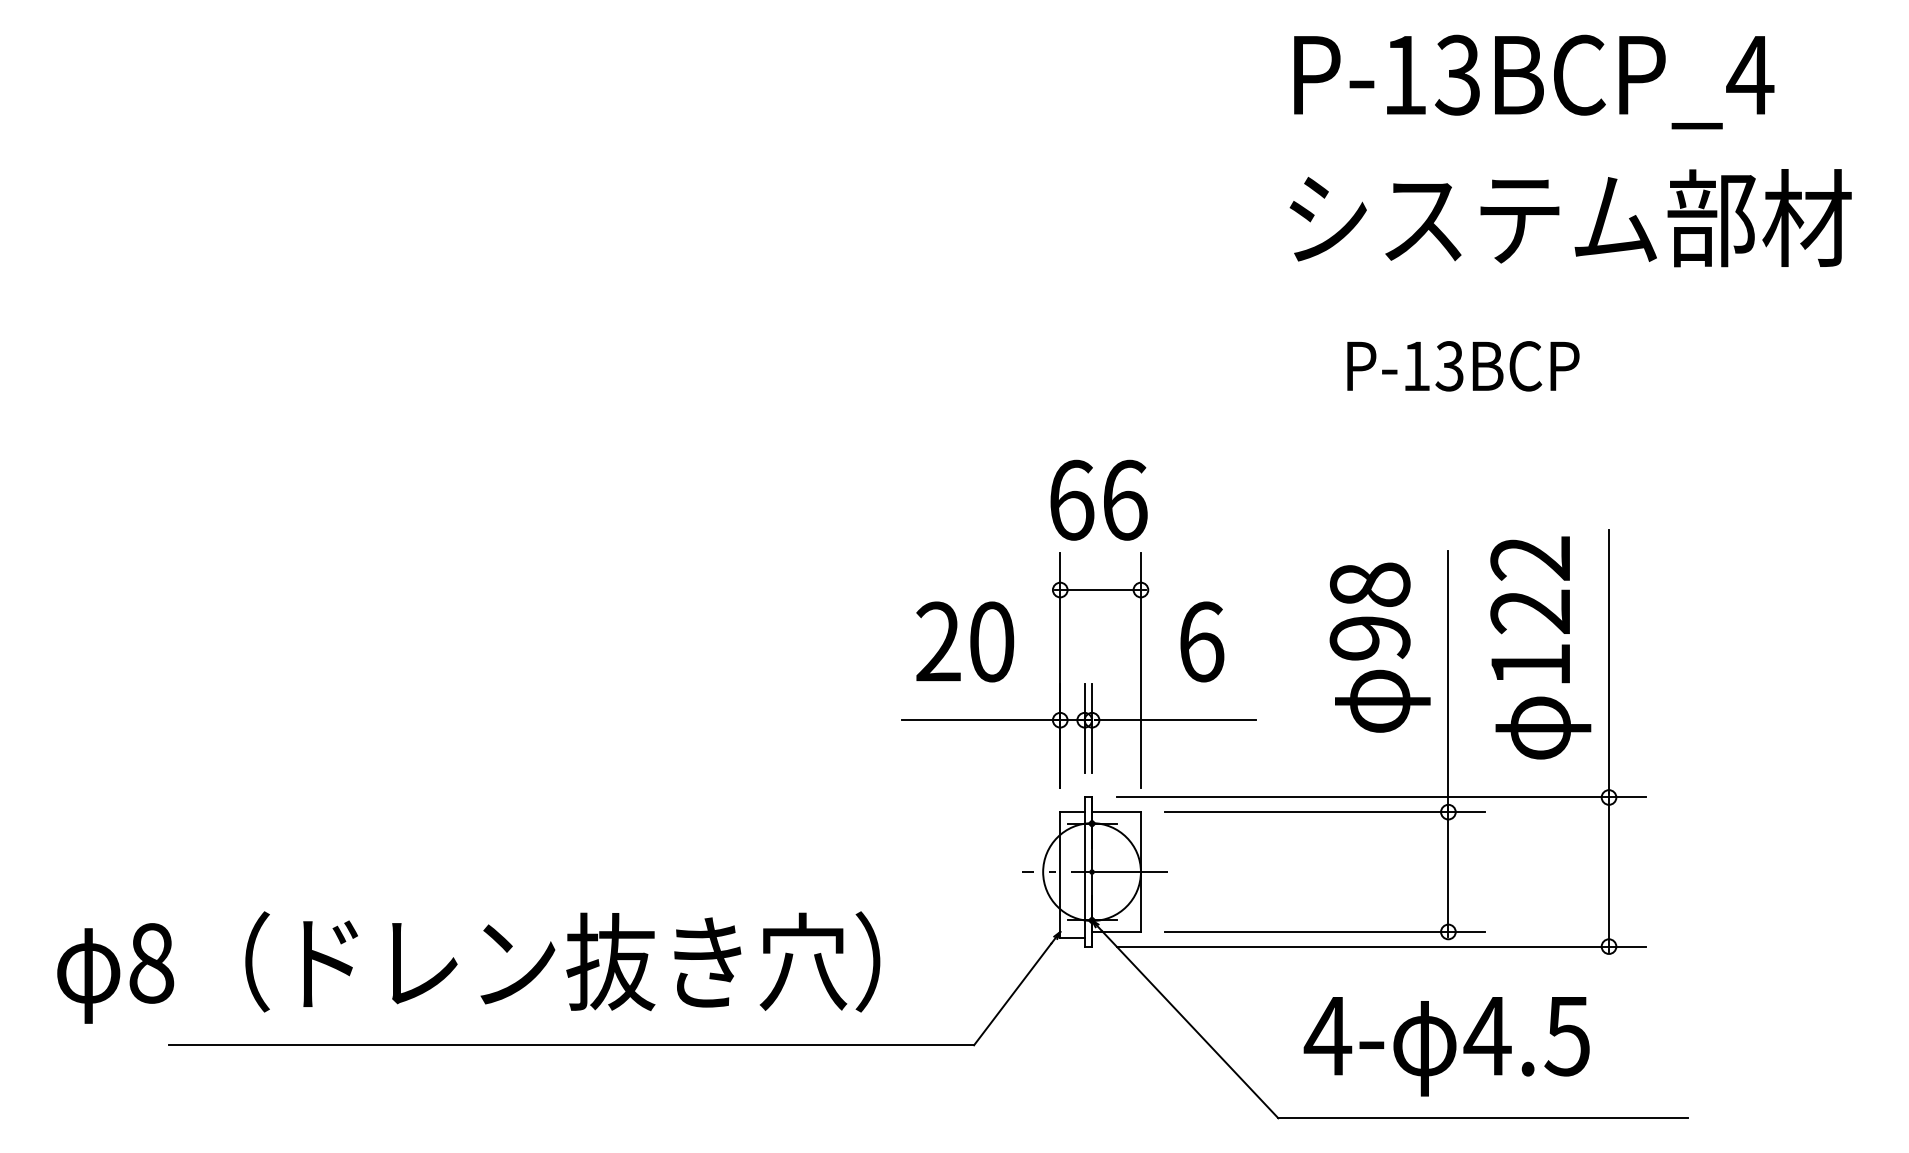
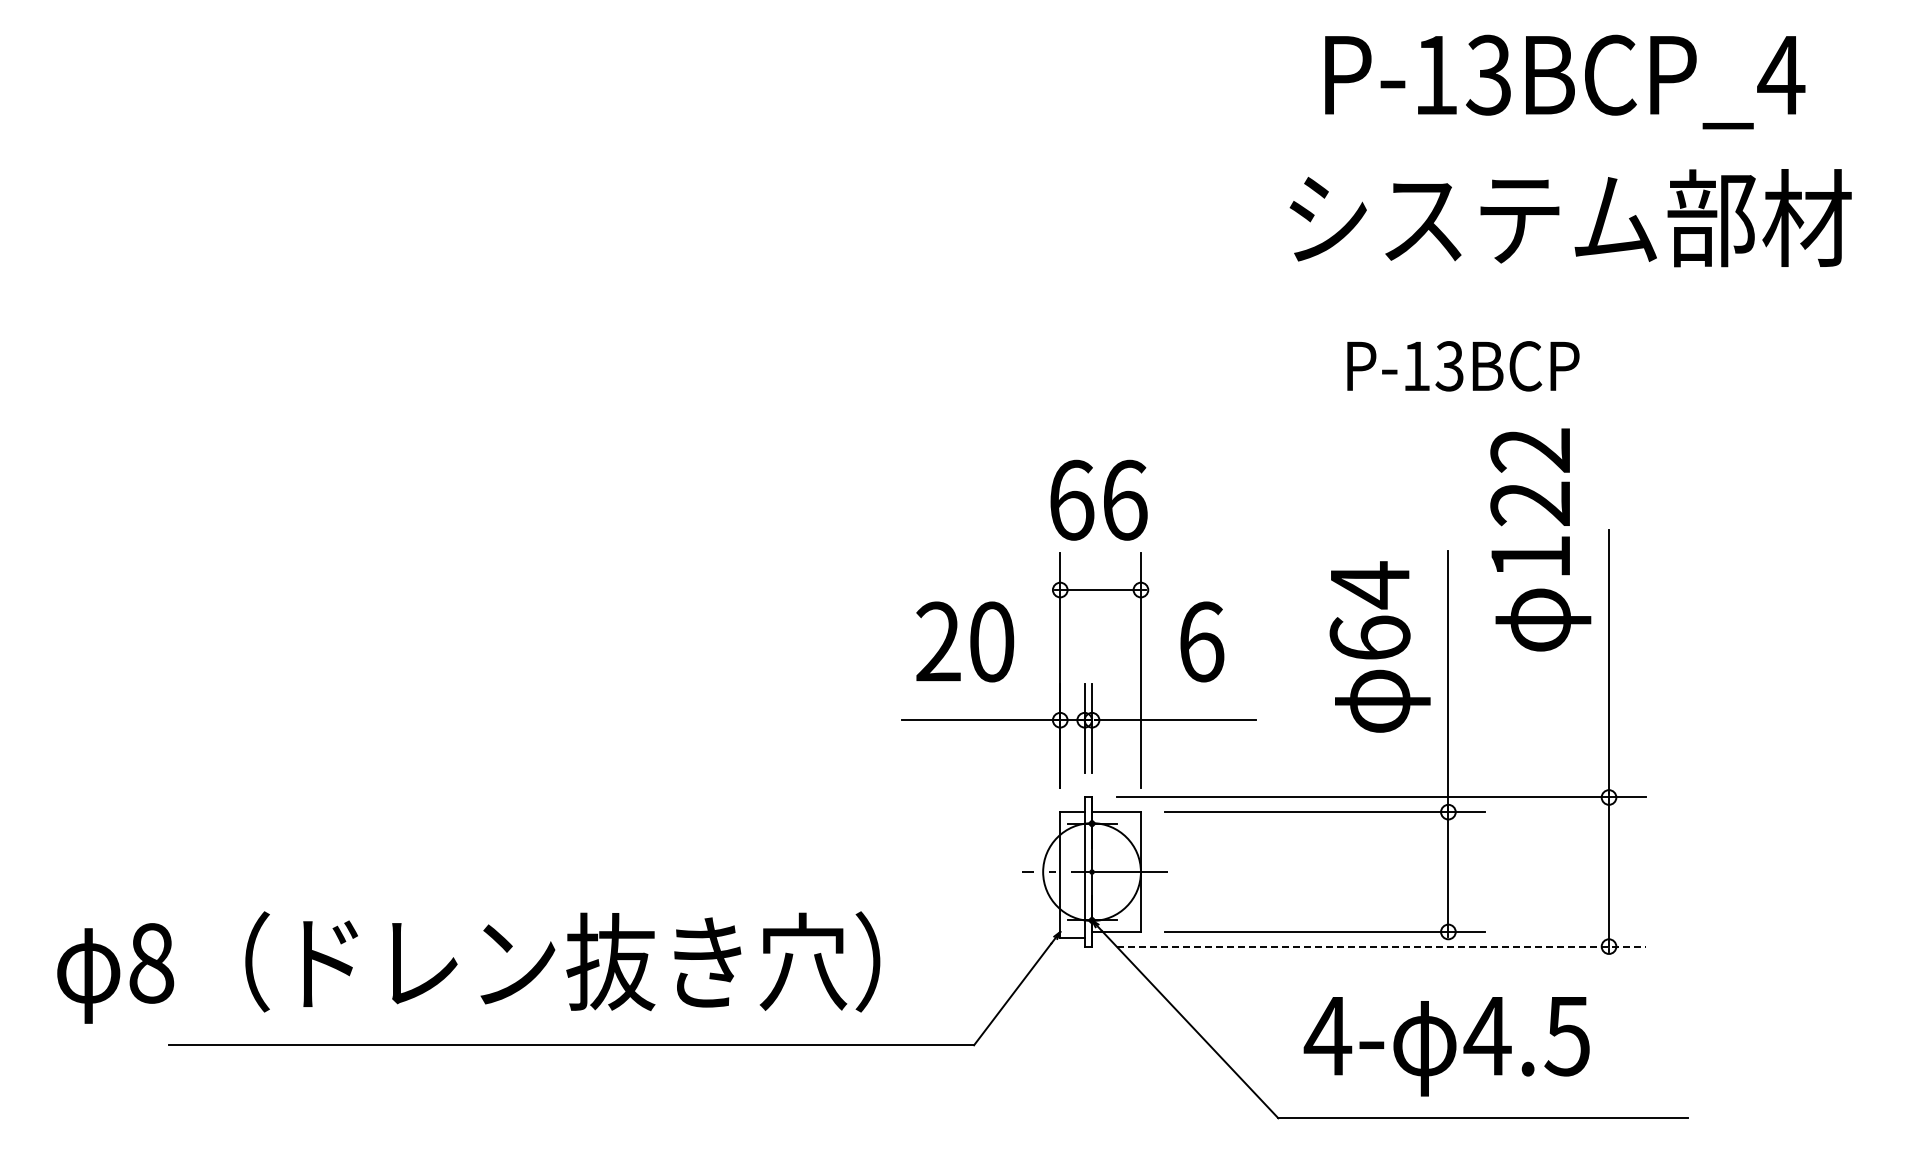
text position: (1534, 81) -> (1565, 81) (1565, 81)
text: 98 -> 64 (1369, 610)
text position: (1540, 647) -> (1540, 539) (1540, 539)
line: solid -> dashed (1381, 946)
